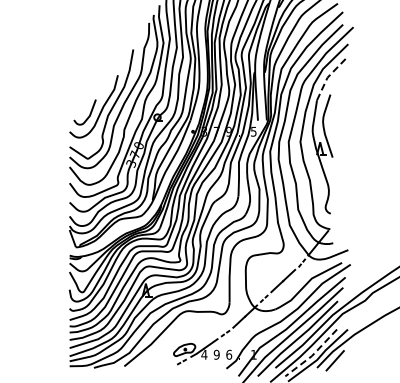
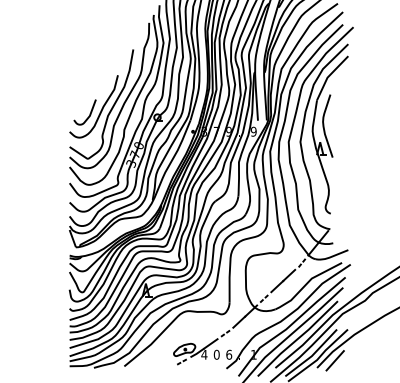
line: dashed -> solid (328, 76)
text: 5 -> 9 (253, 131)
text: 9 -> 0 (216, 354)
line: dashed -> solid (312, 355)
